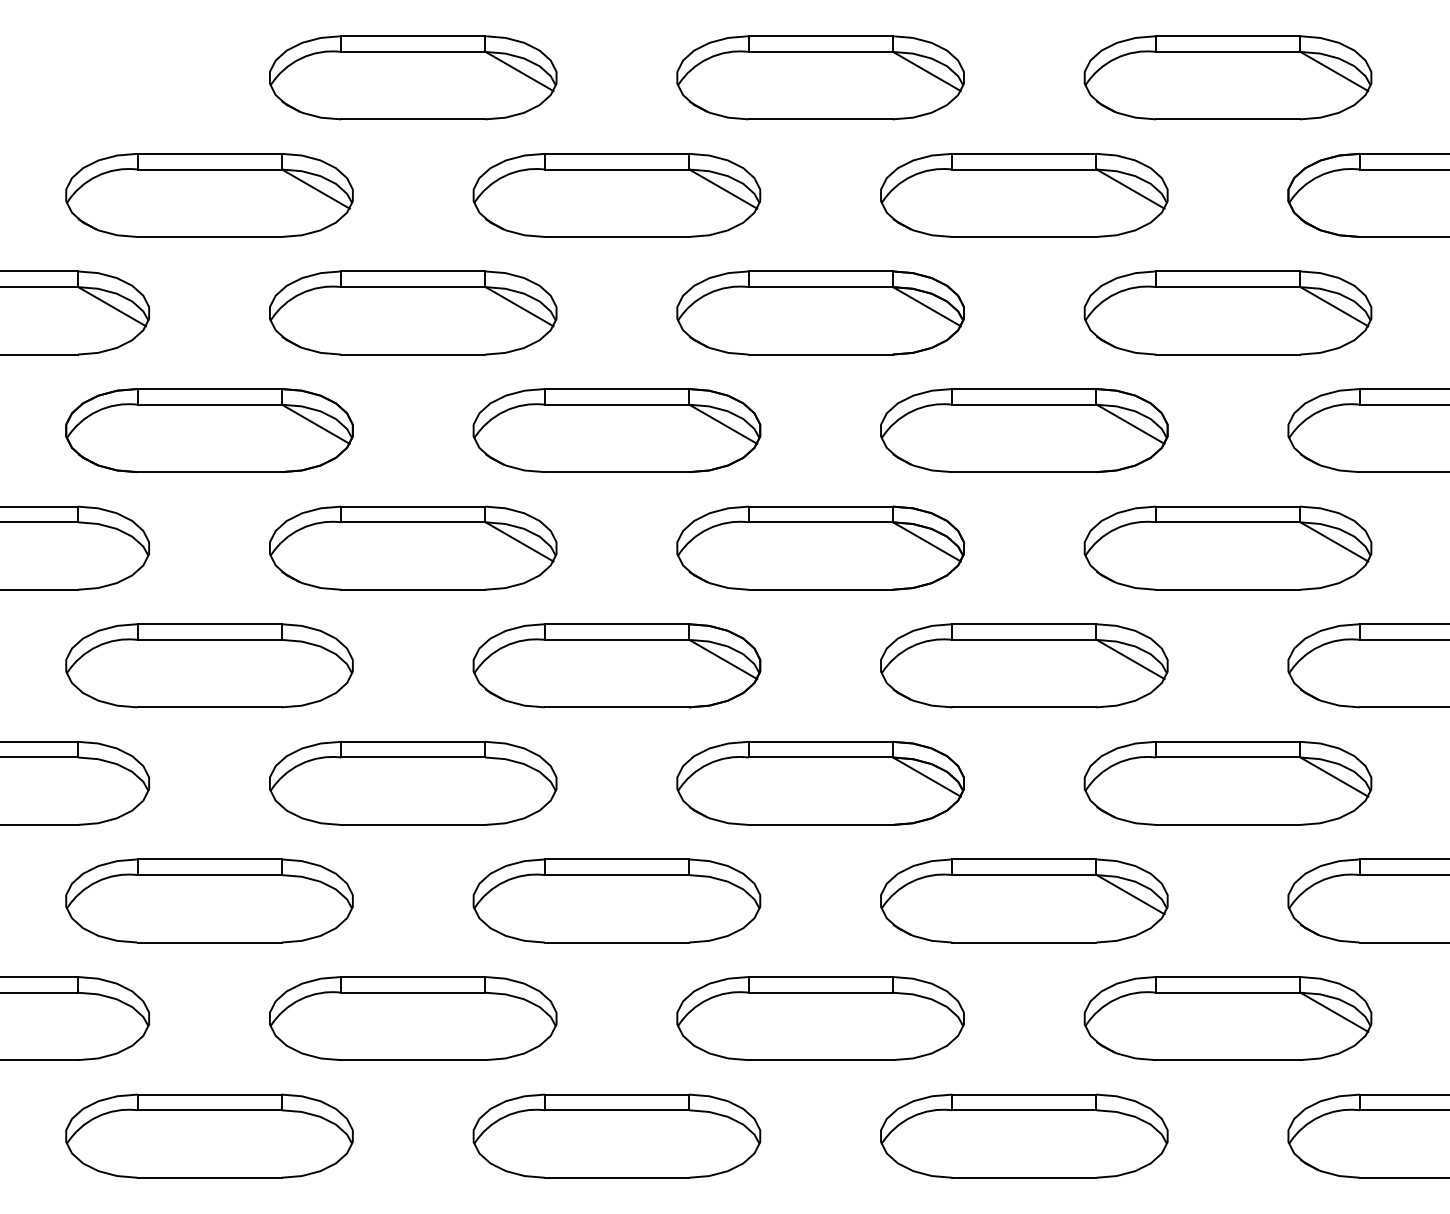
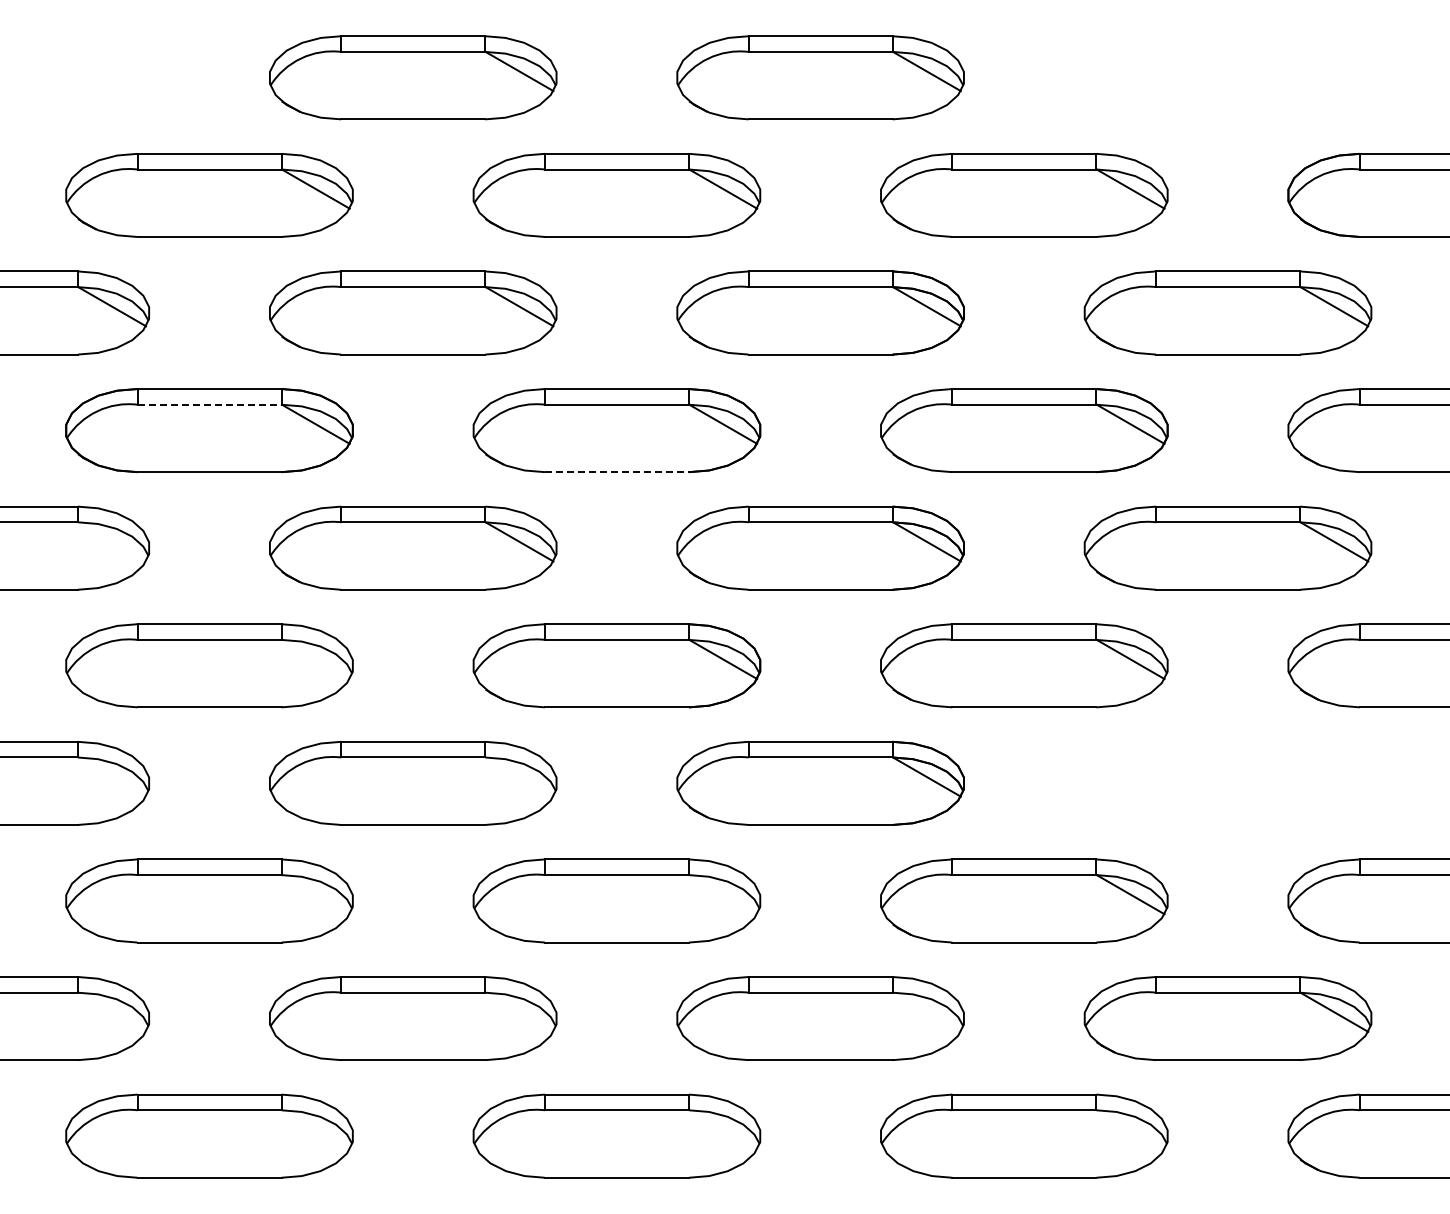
part: present -> none (1227, 77)
line: solid -> dashed (210, 404)
line: solid -> dashed (617, 472)
part: present -> none (1227, 783)
